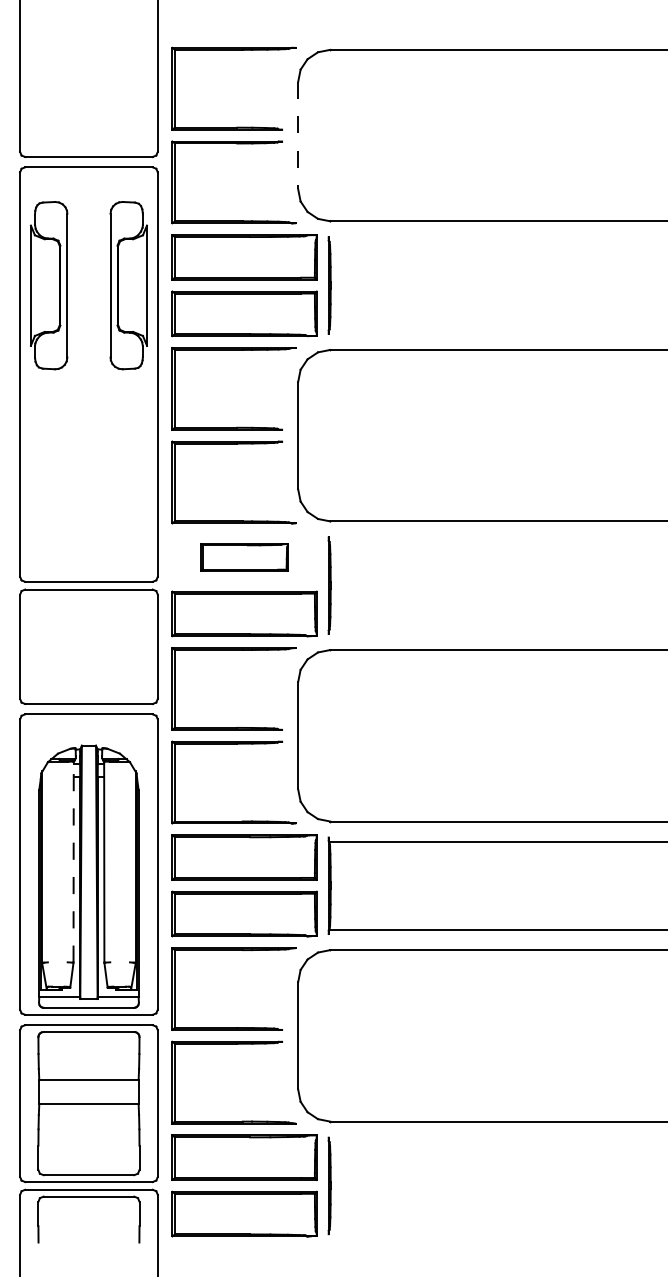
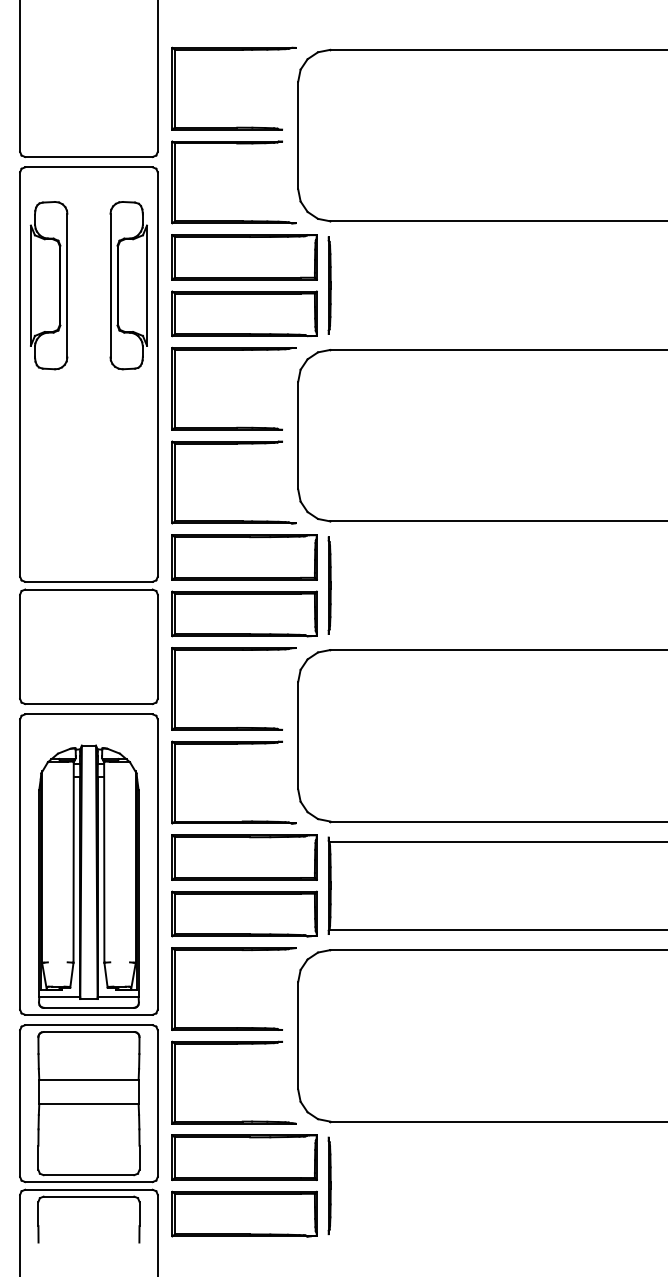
line: dashed -> solid (298, 135)
part size: 89x29 px -> 147x47 px (244, 557)
line: dashed -> solid (73, 861)
